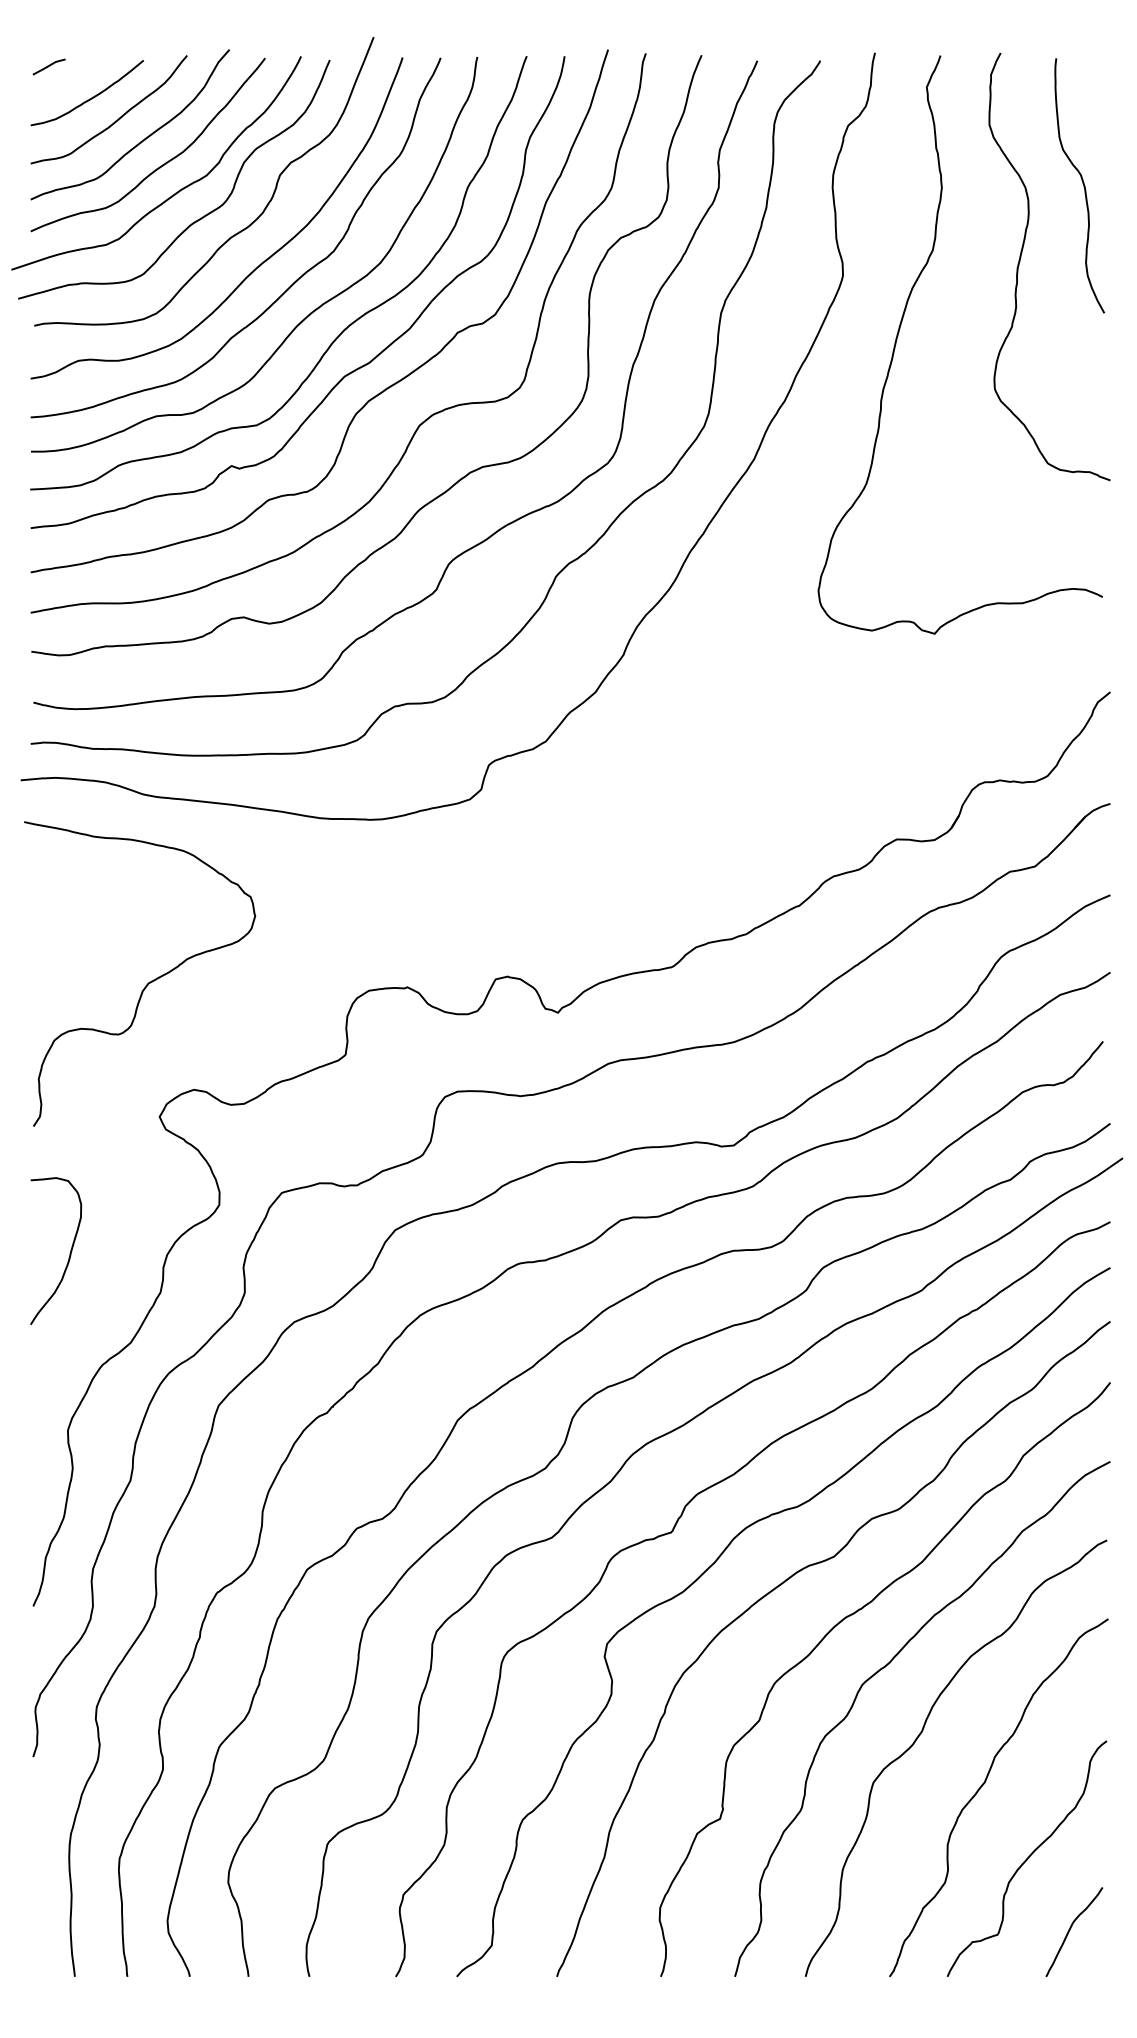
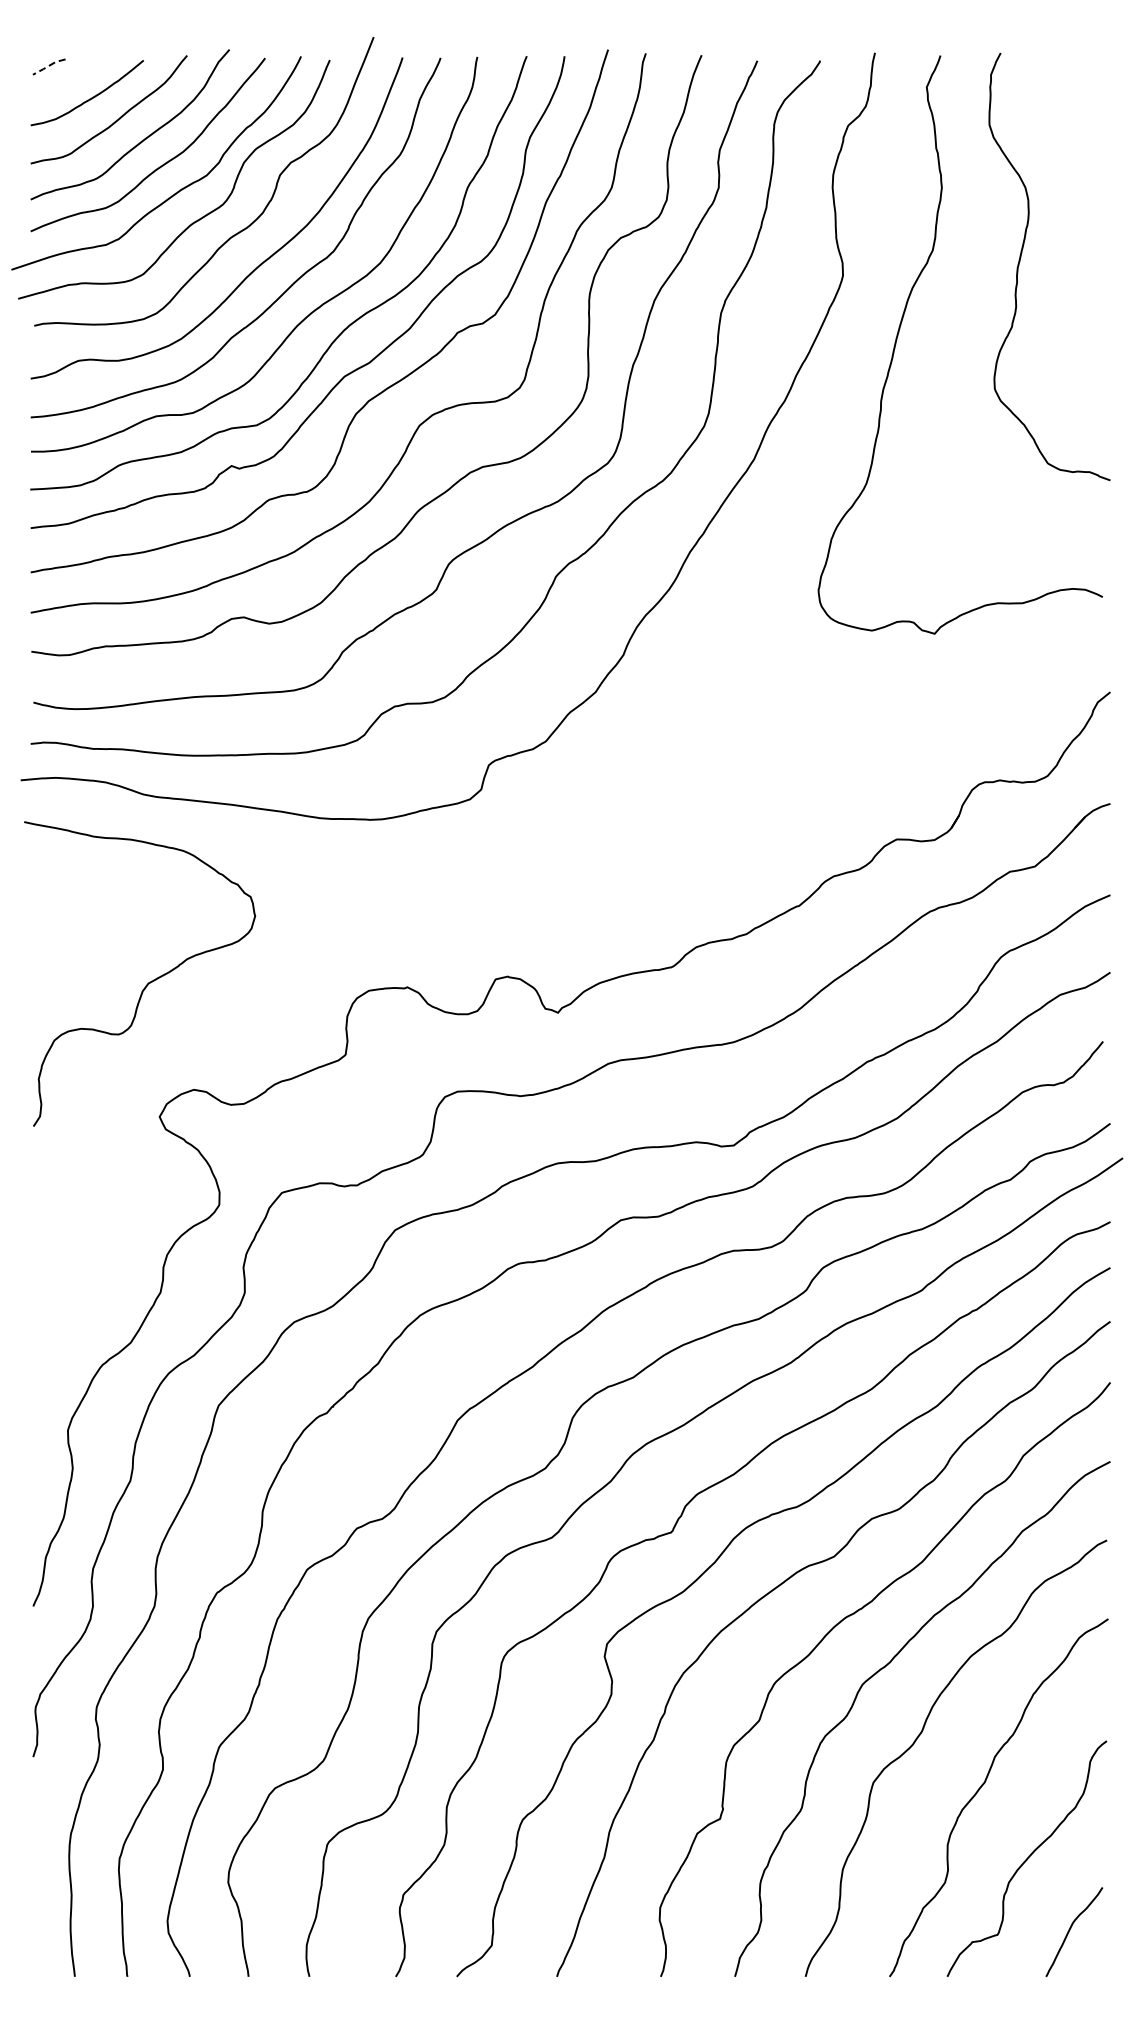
line: solid -> dashed (49, 65)
curve: present -> none (1082, 183)
curve: present -> none (69, 1253)
